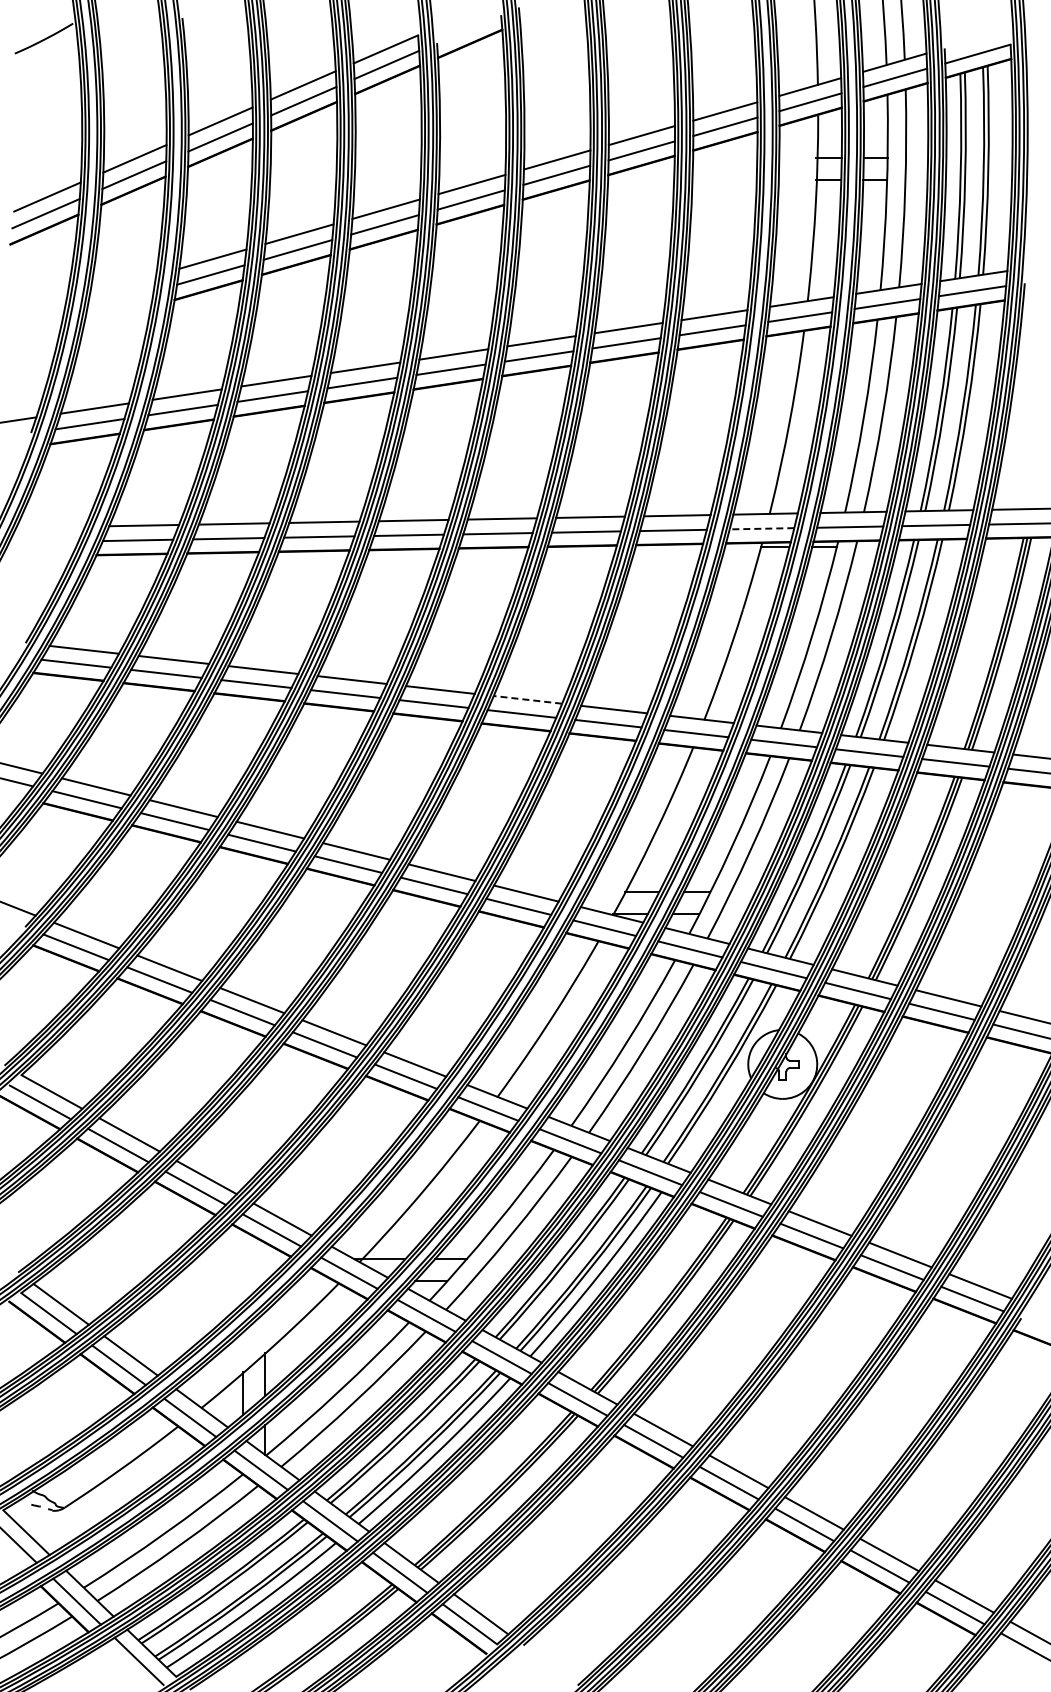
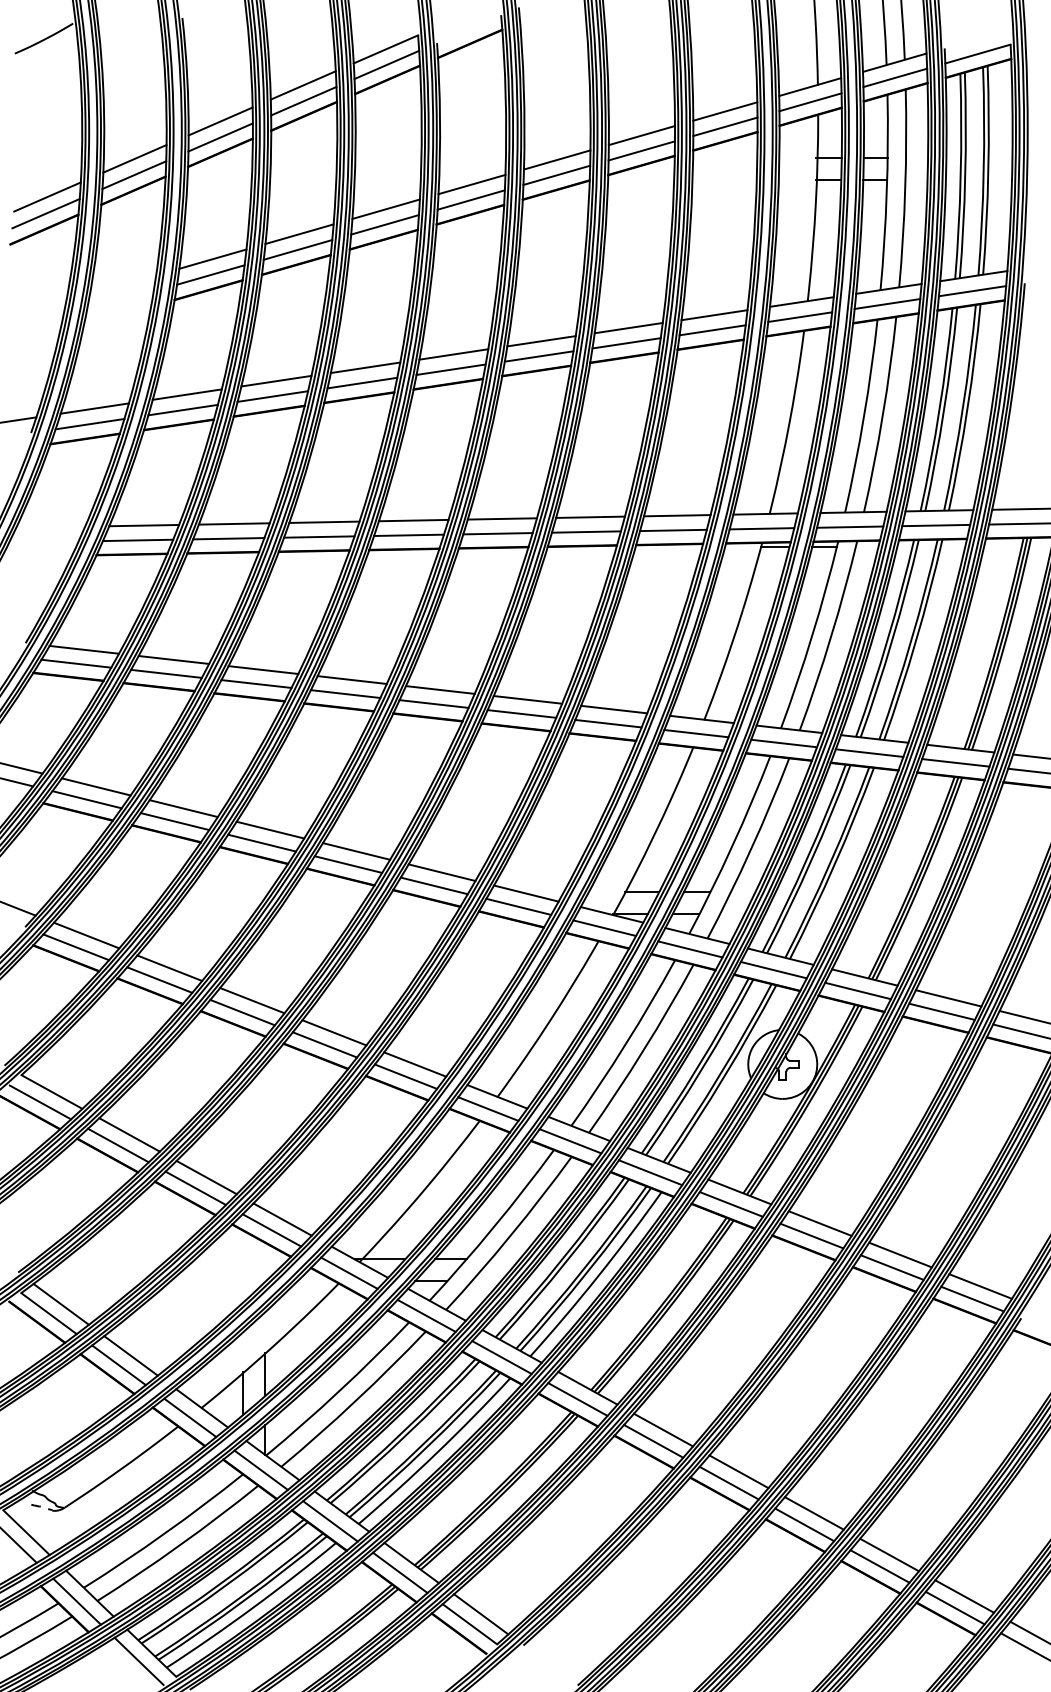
line: dashed -> solid (761, 528)
line: dashed -> solid (527, 699)
